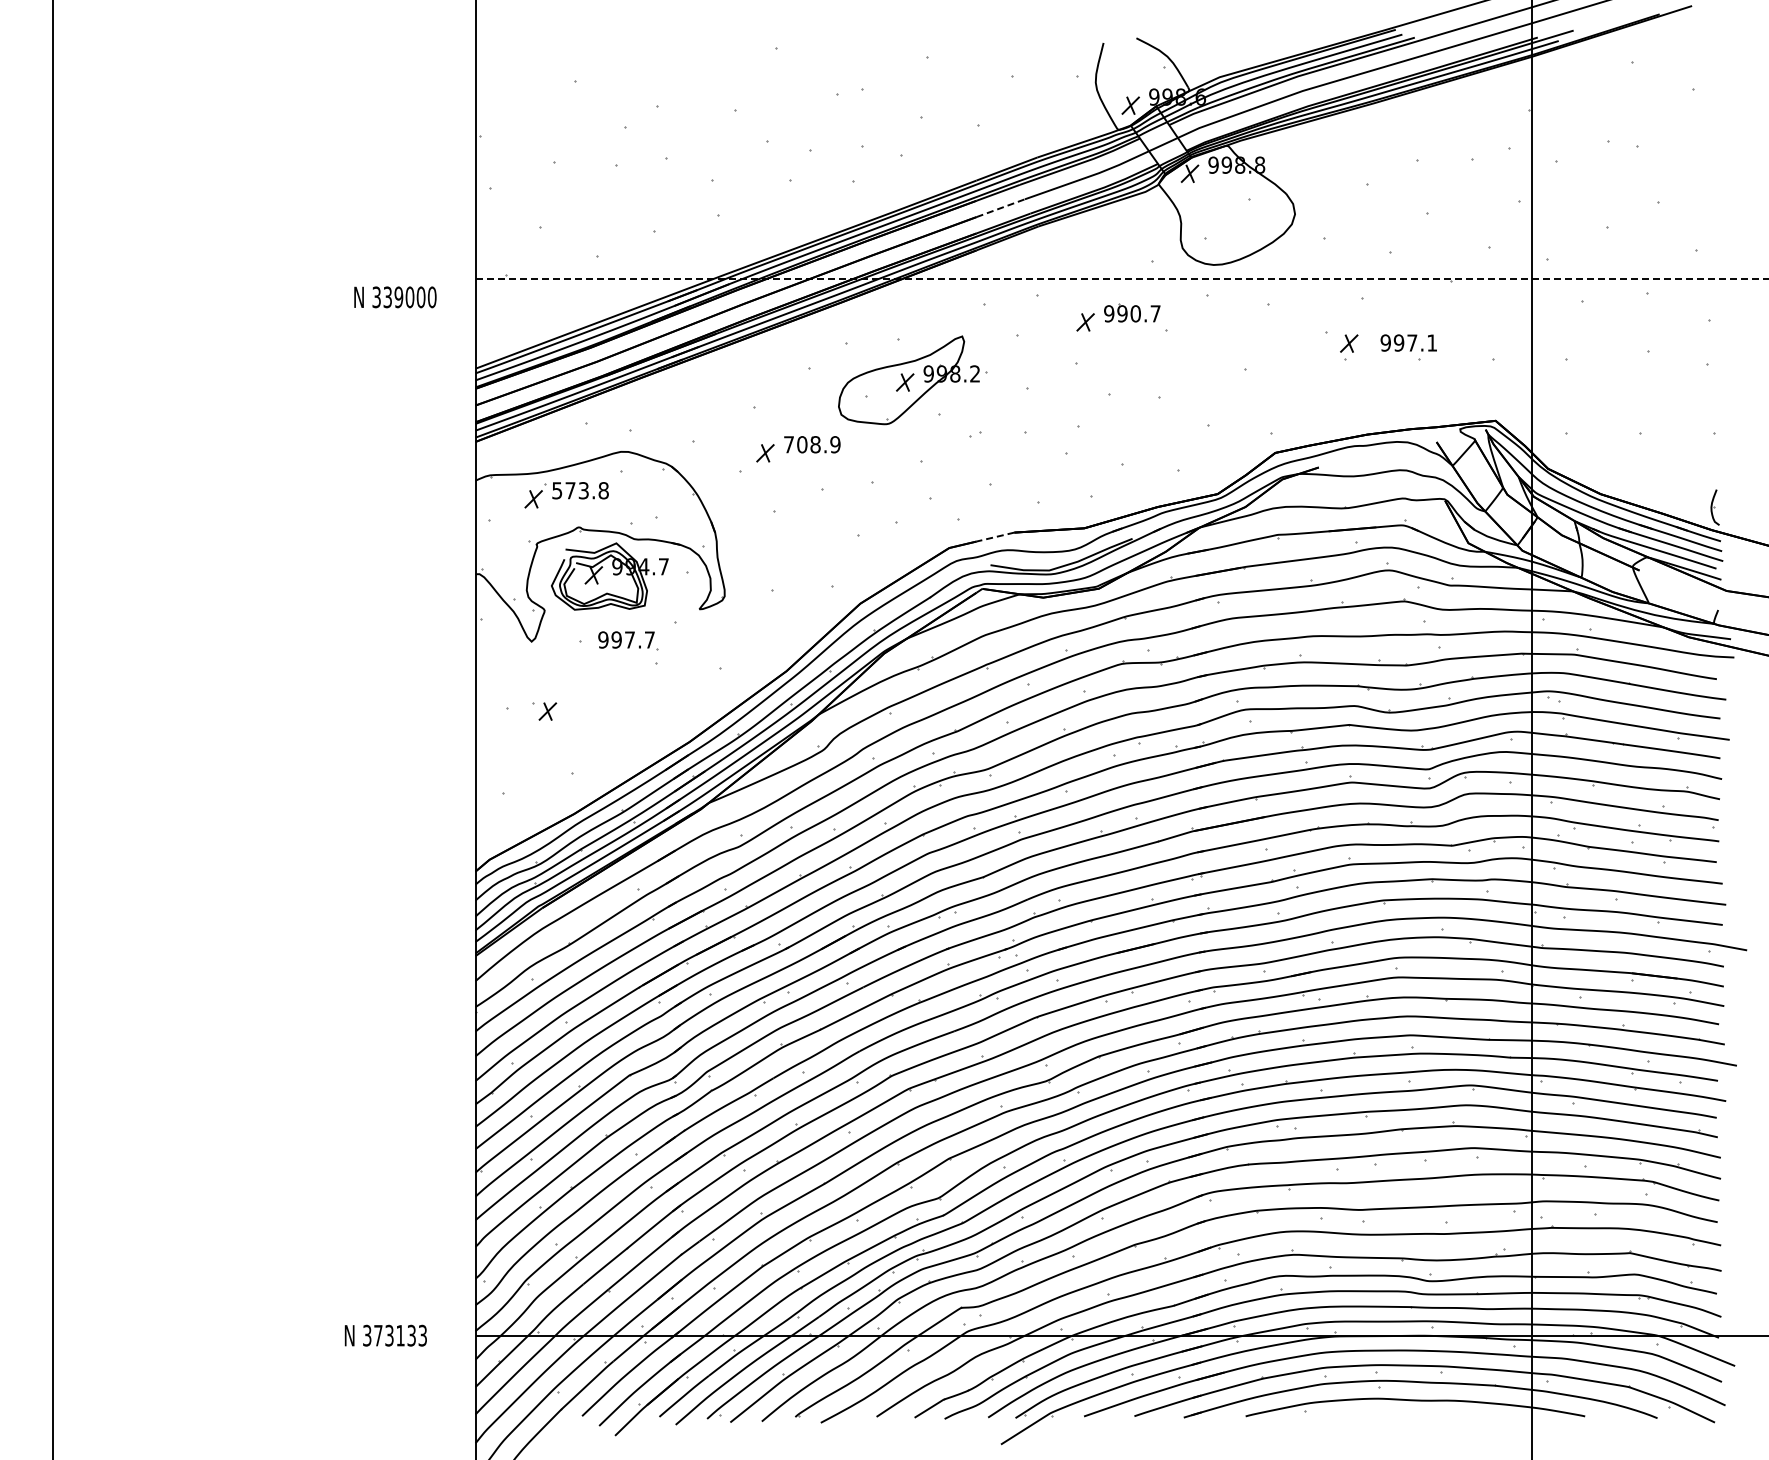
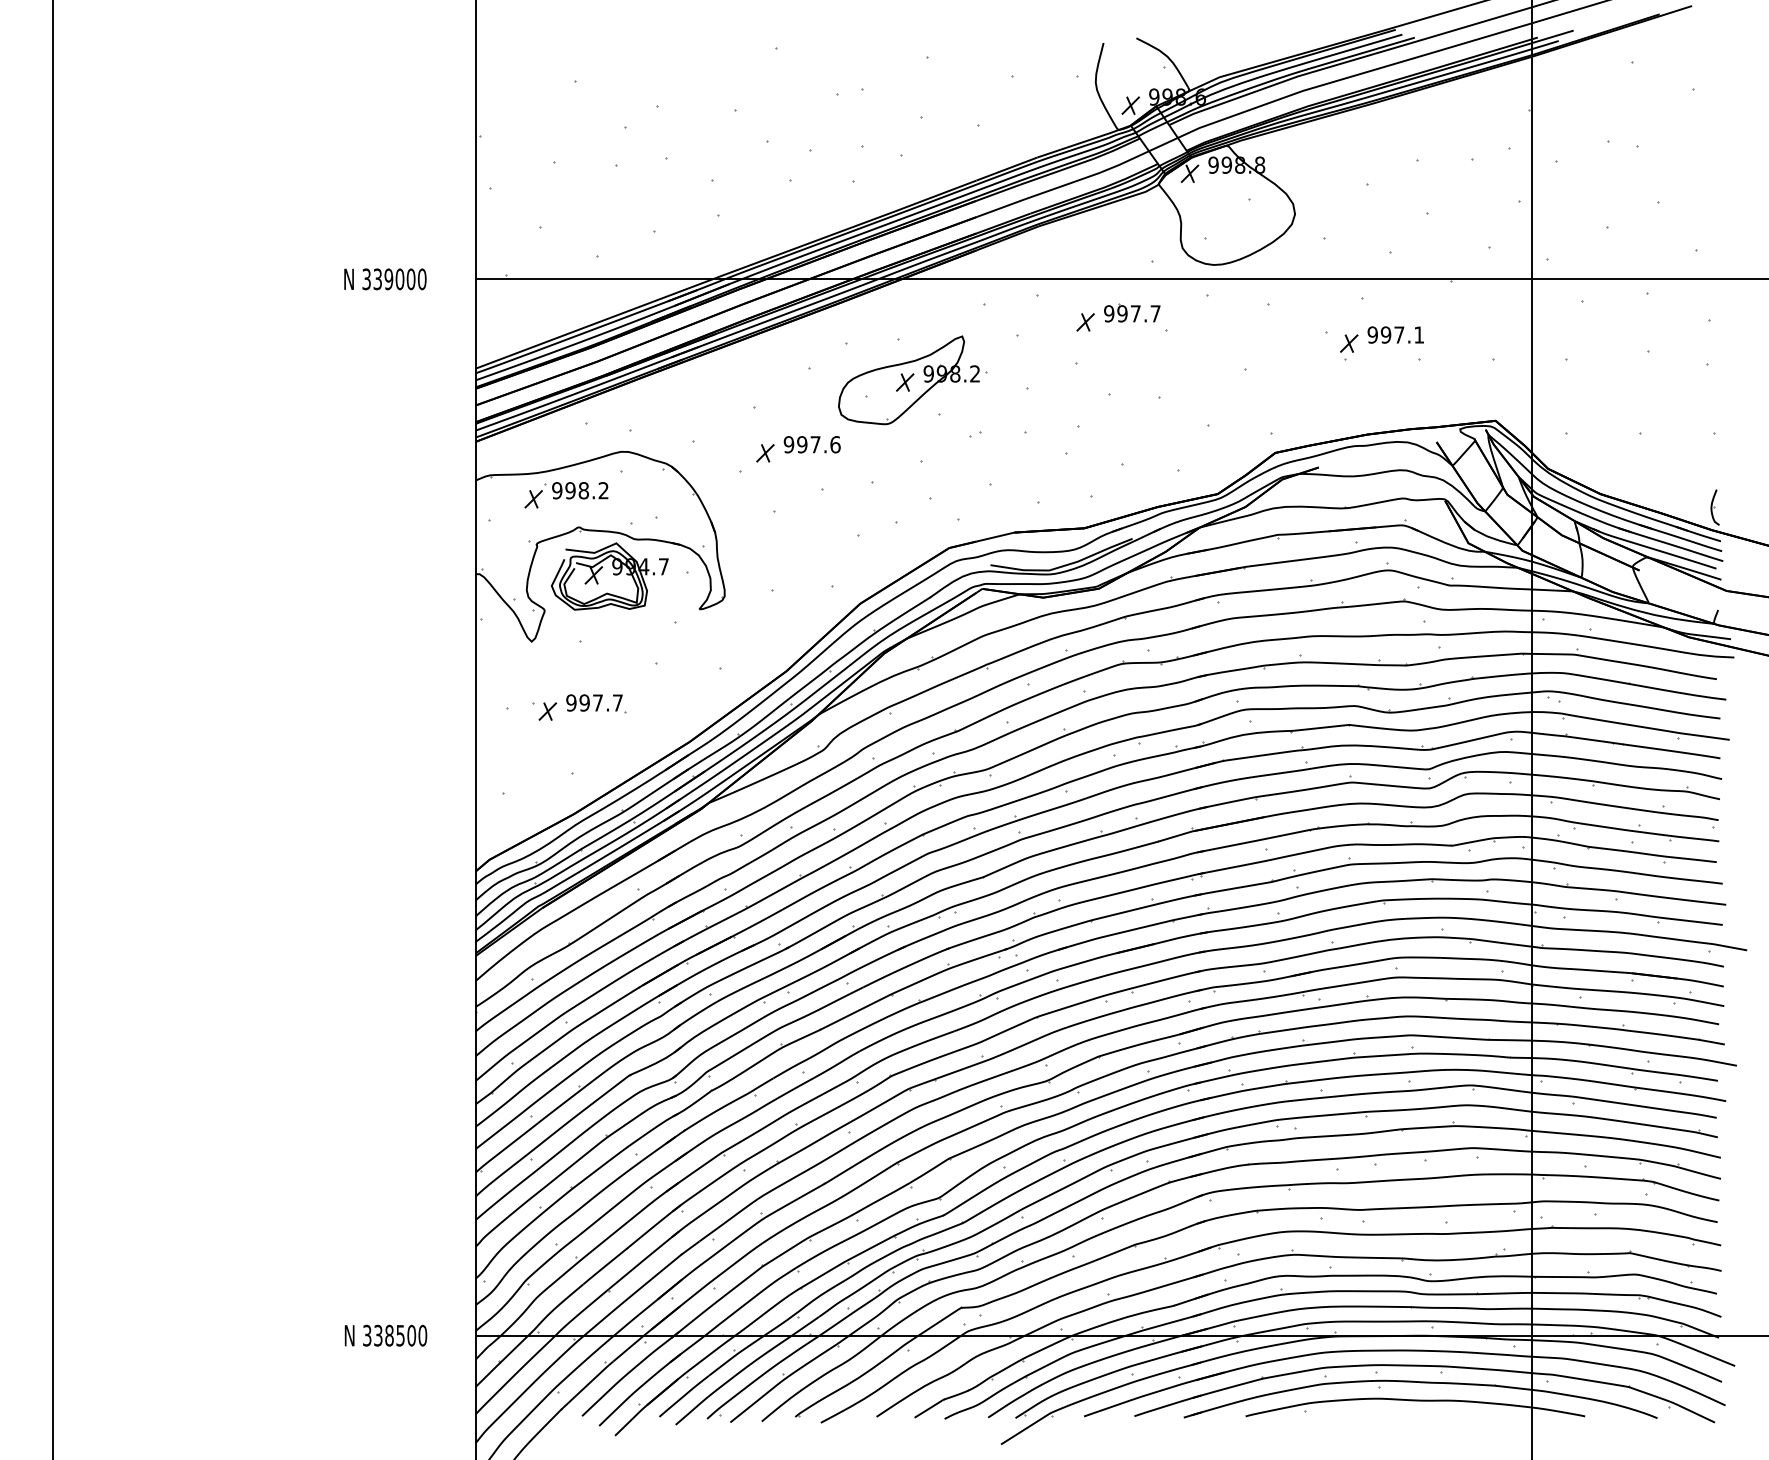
line: dashed -> solid (1000, 208)
line: dashed -> solid (1122, 279)
text position: (395, 297) -> (385, 279) (385, 279)
text: 990.7 -> 997.7 (1135, 313)
text position: (1408, 342) -> (1395, 334) (1395, 334)
text: 708.9 -> 997.6 (811, 444)
text: 573.8 -> 998.2 (580, 490)
line: dashed -> solid (994, 537)
part position: (628, 640) -> (596, 703) (596, 703)
text: 373133 -> 338500 (400, 1335)
